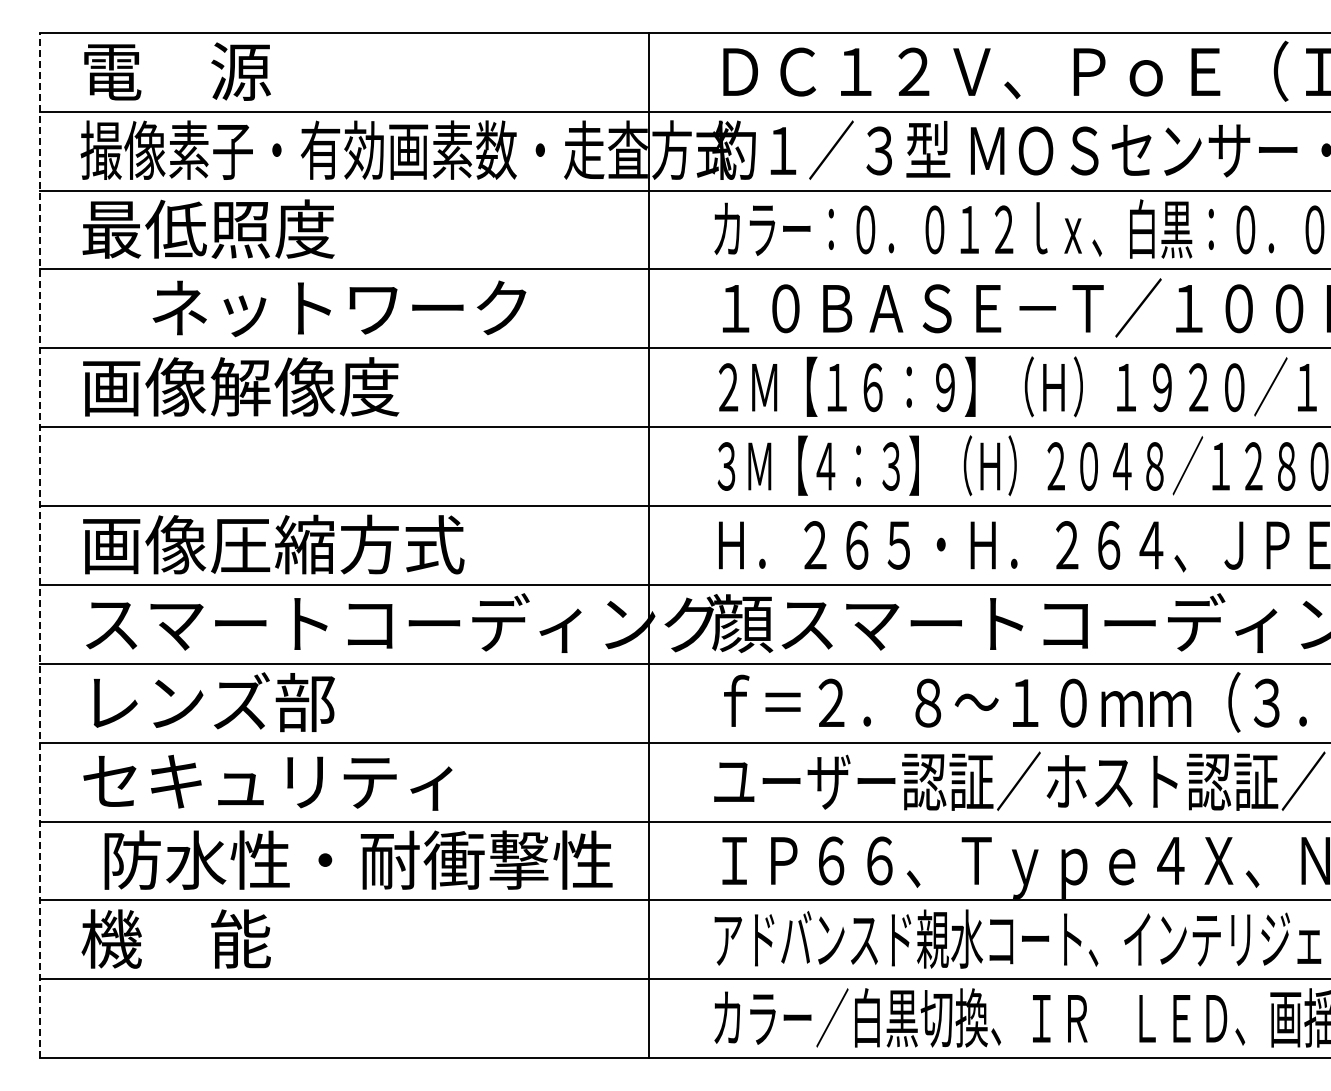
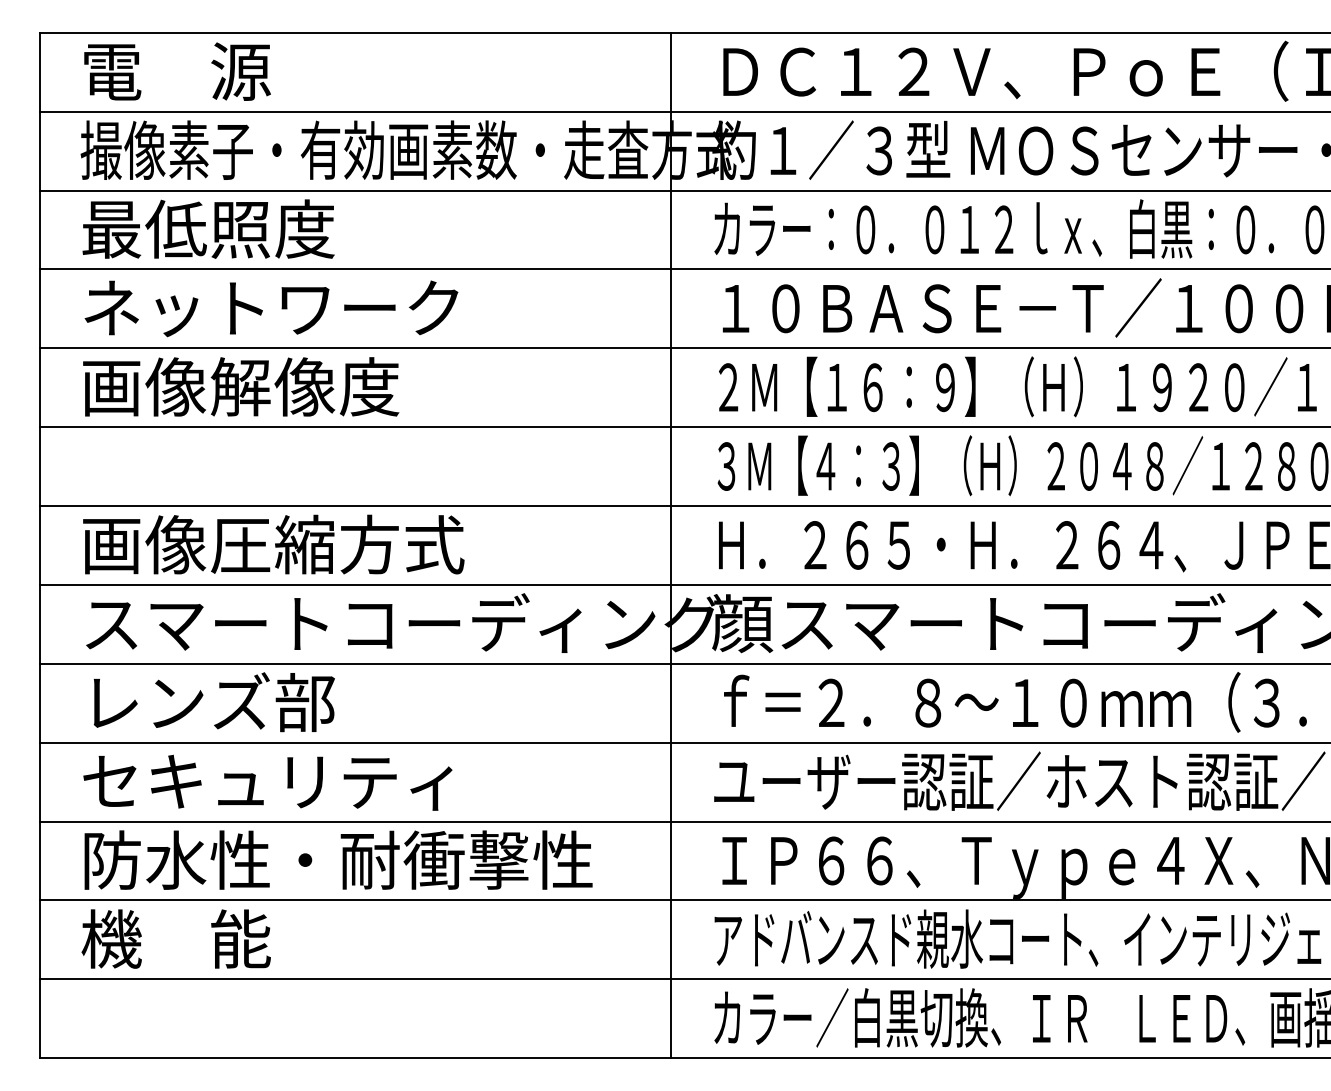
text position: (339, 308) -> (271, 308) (271, 308)
line: dashed -> solid (39, 545)
line position: (648, 545) -> (670, 545) (670, 545)
text position: (358, 859) -> (338, 859) (338, 859)
